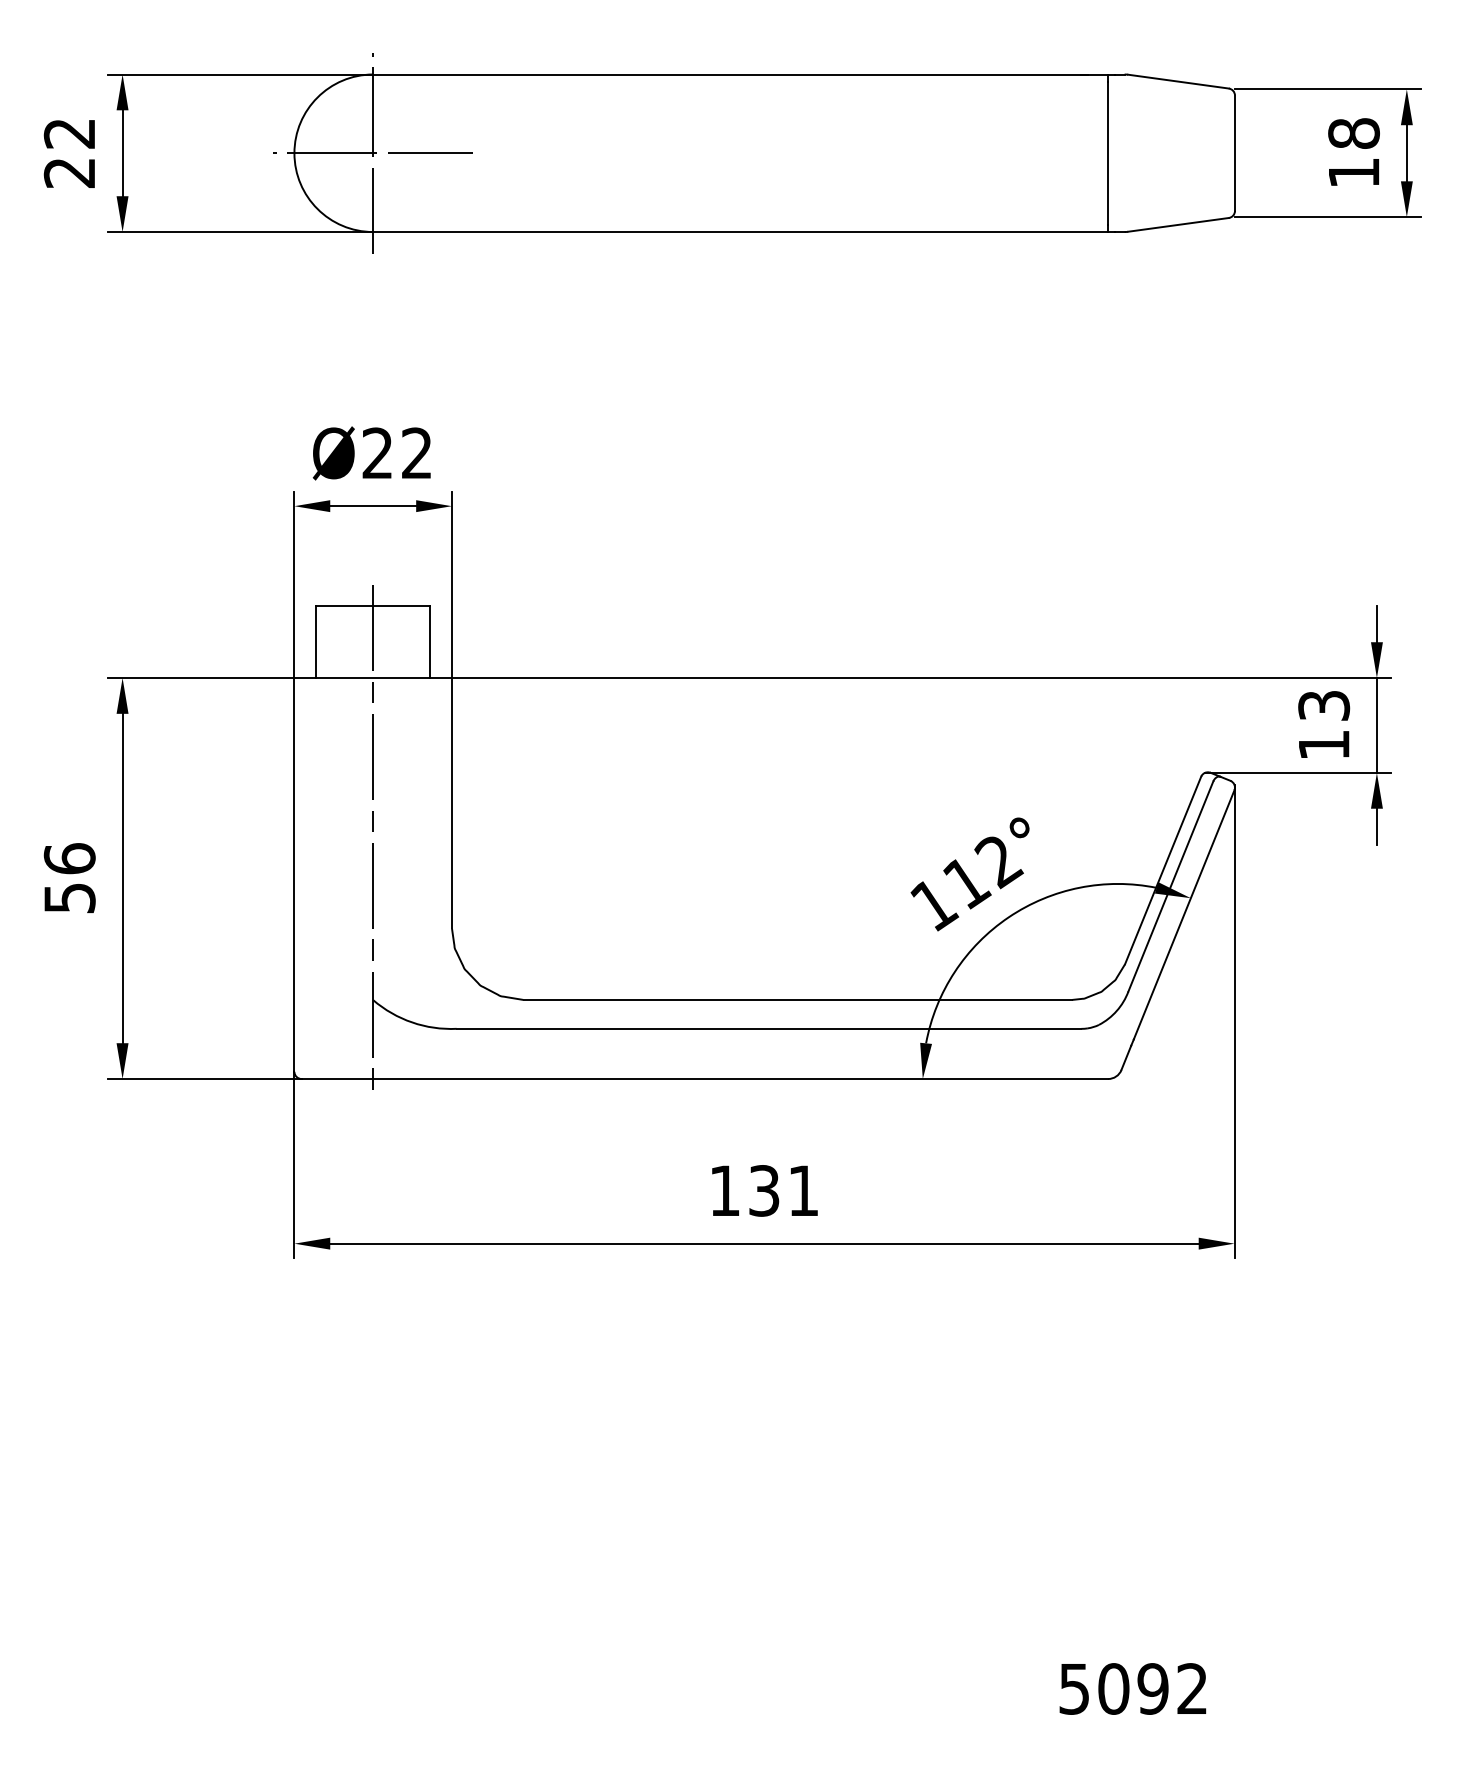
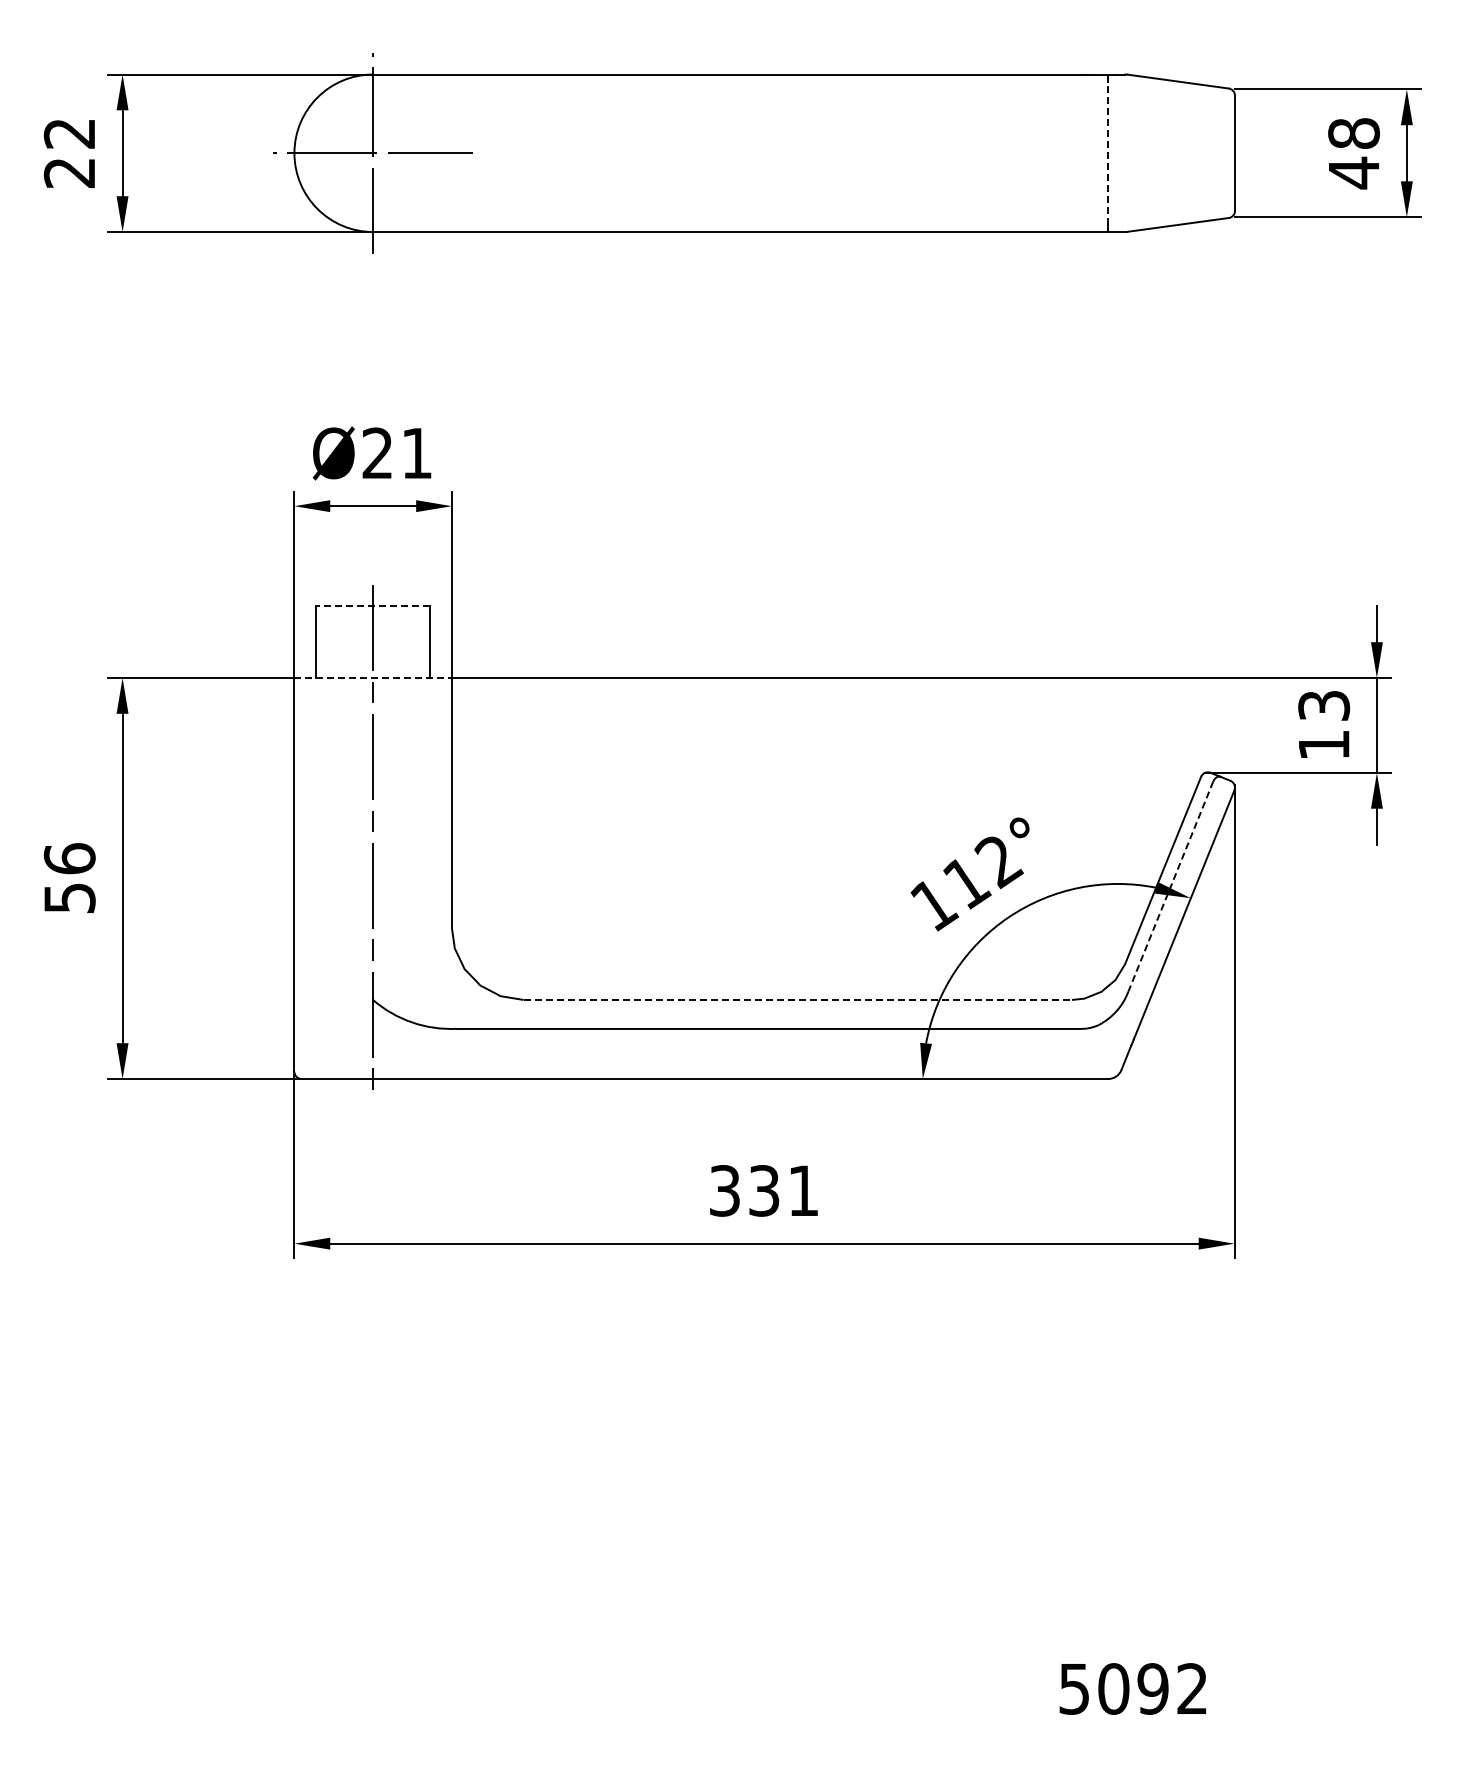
line: solid -> dashed (1108, 153)
text: 18 -> 48 (1354, 172)
text: Ø22 -> Ø21 (416, 452)
line: solid -> dashed (372, 606)
line: solid -> dashed (373, 678)
line: solid -> dashed (1170, 887)
line: solid -> dashed (798, 999)
text: 131 -> 331 (724, 1190)
